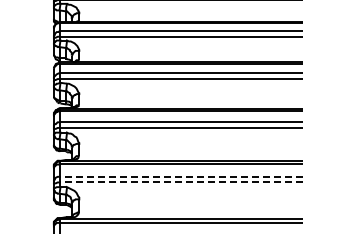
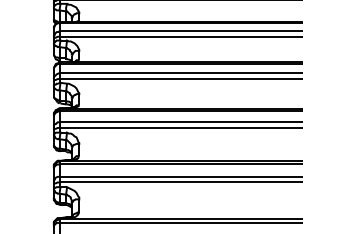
line: dashed -> solid (181, 176)
line: dashed -> solid (181, 182)
